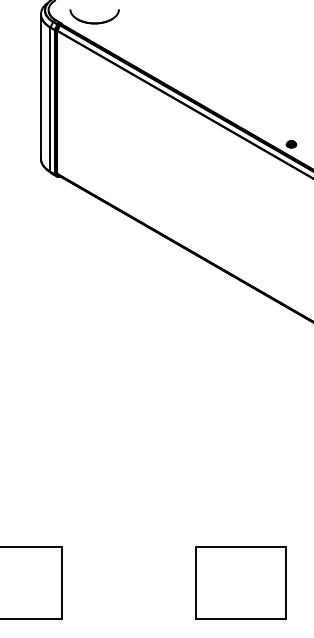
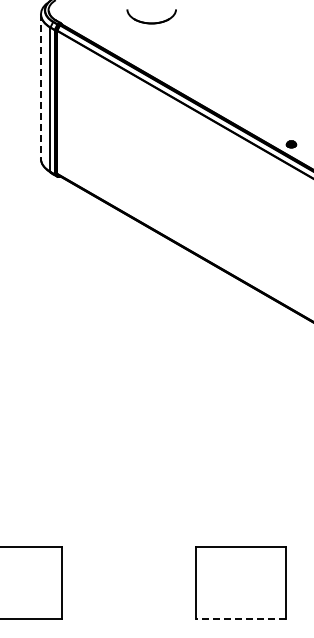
part position: (94, 16) -> (151, 16) (151, 16)
line: solid -> dashed (40, 87)
line: solid -> dashed (240, 618)
